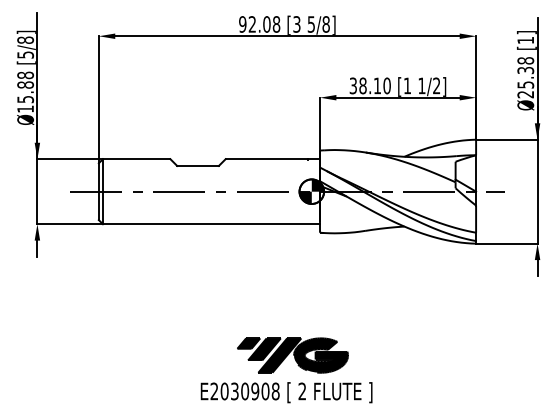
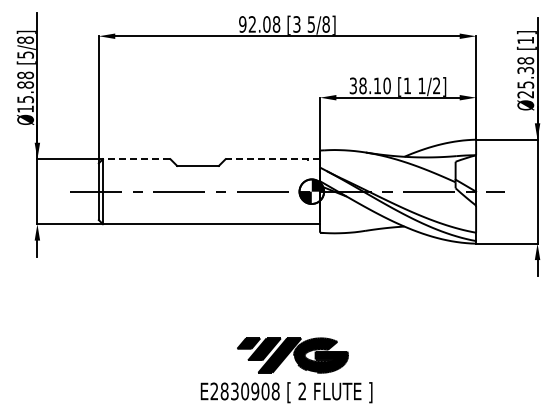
line: solid -> dashed (136, 159)
line: solid -> dashed (272, 159)
text: E2030908 -> E2830908 (224, 391)
